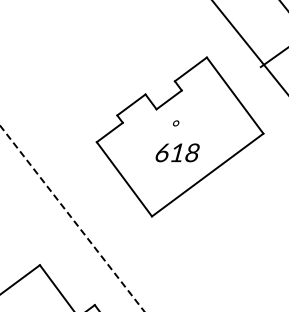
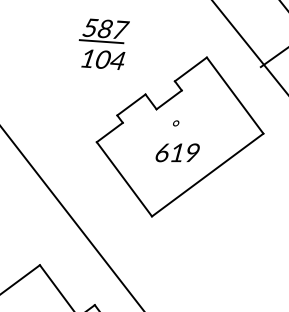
part: none -> present (103, 43)
text: 618 -> 619 (192, 153)
line: dashed -> solid (72, 218)
